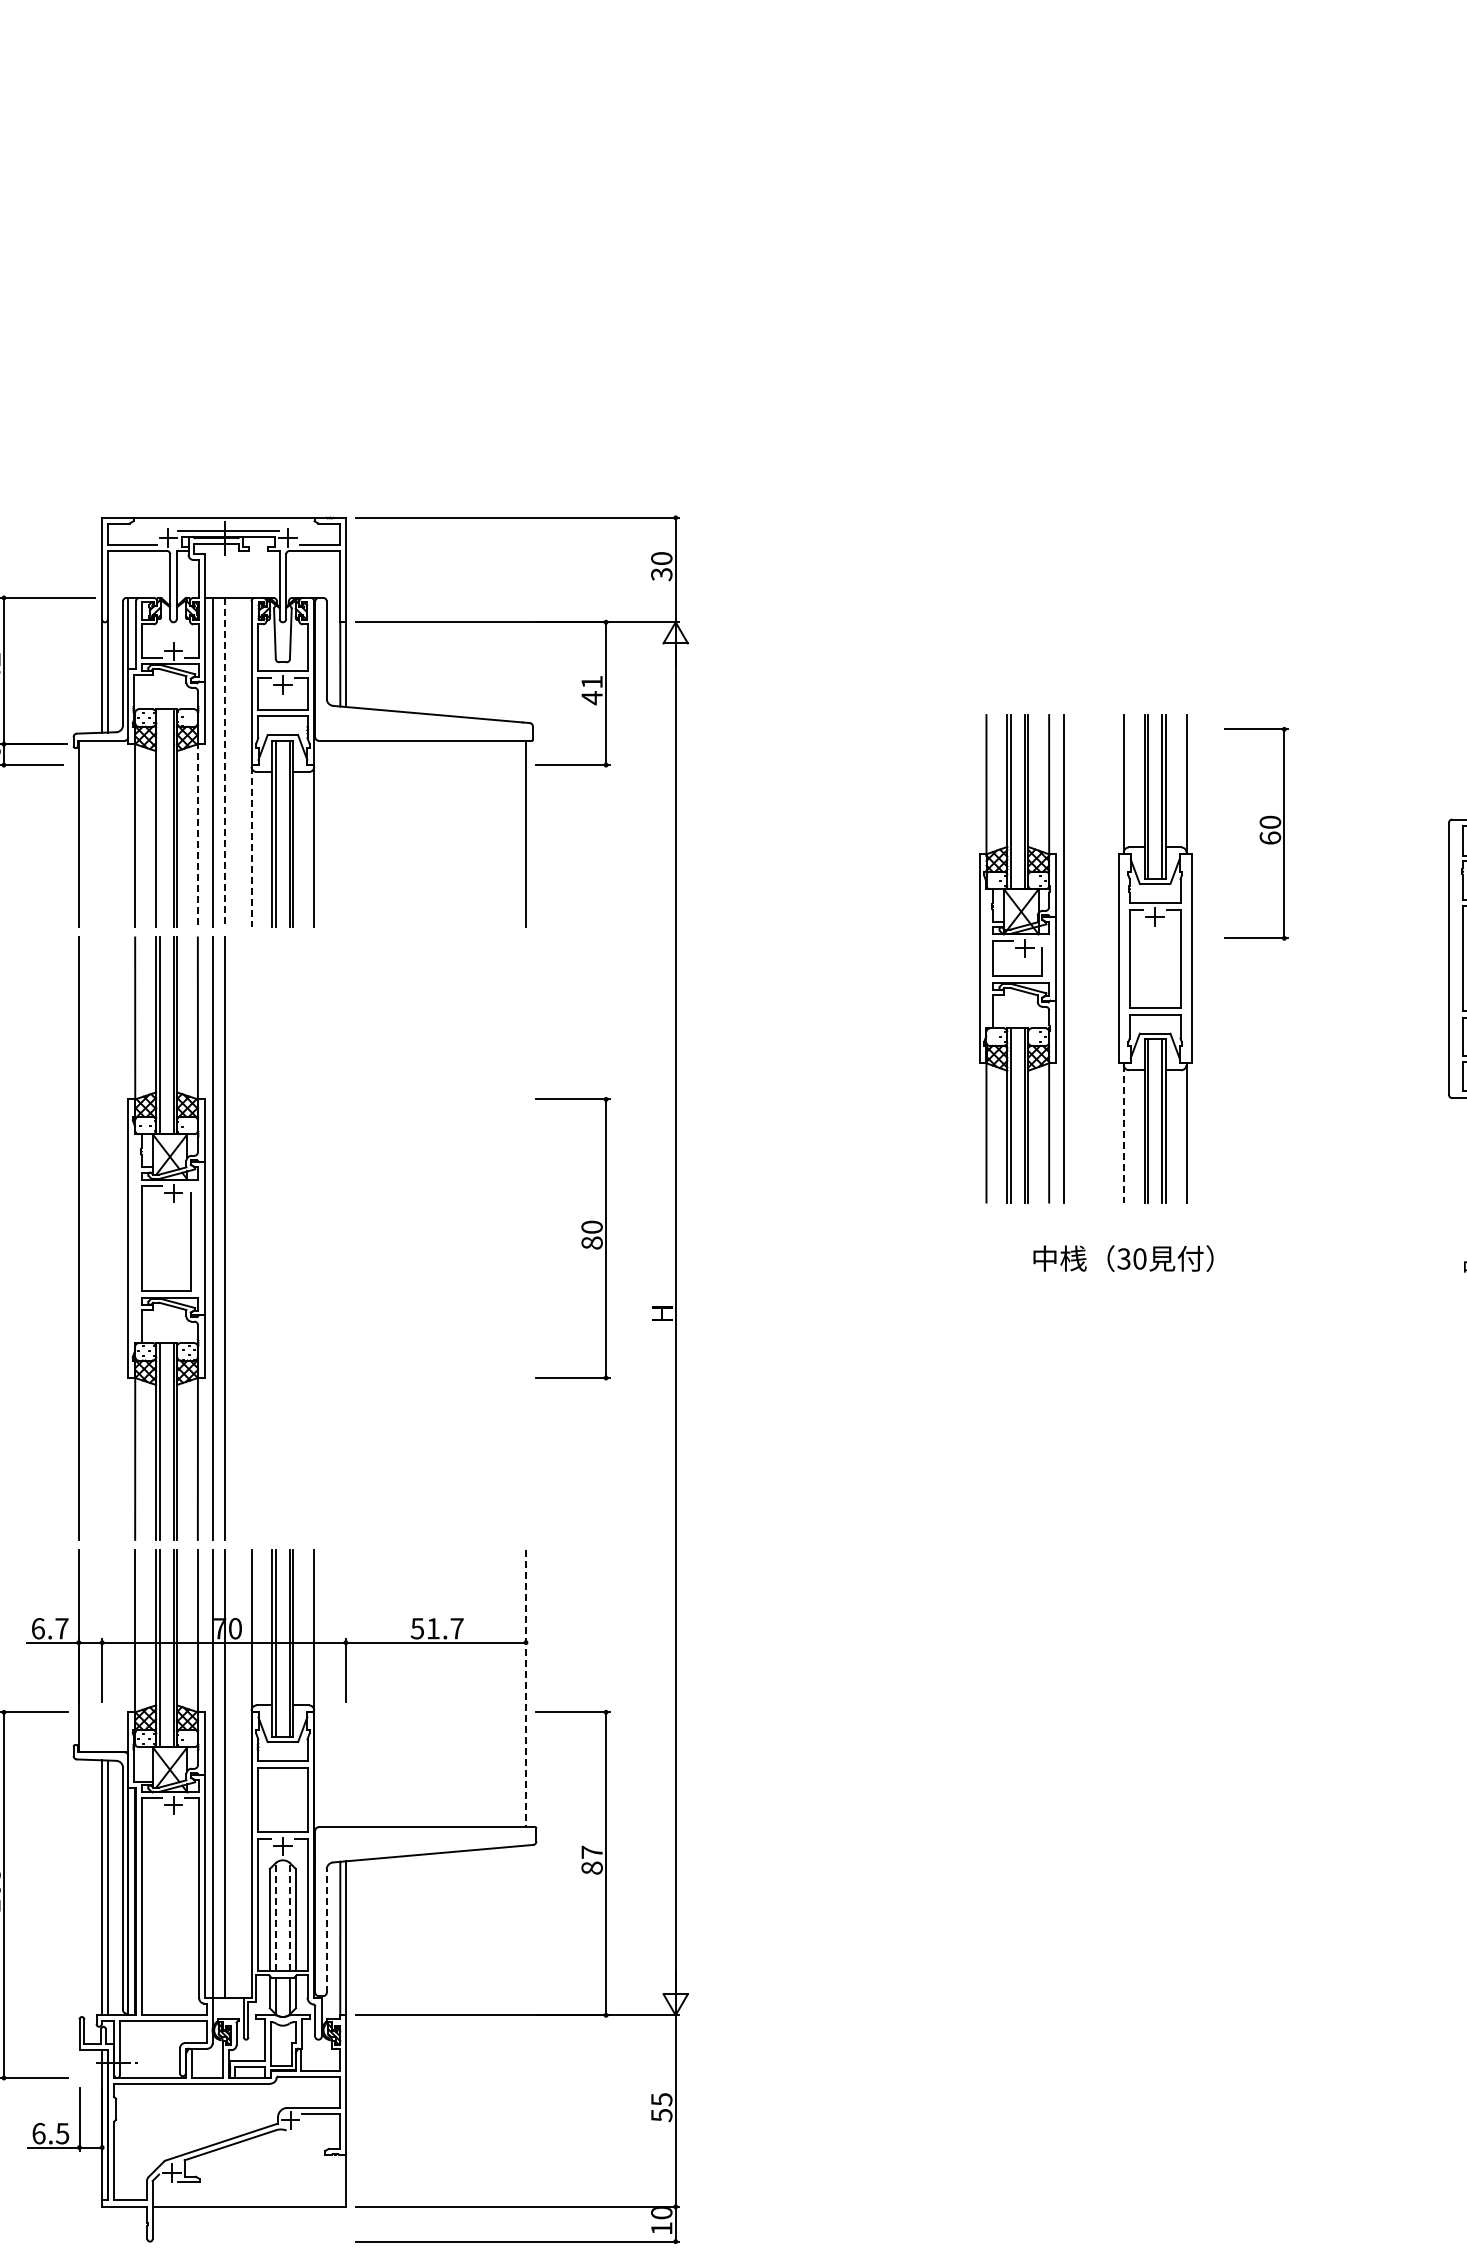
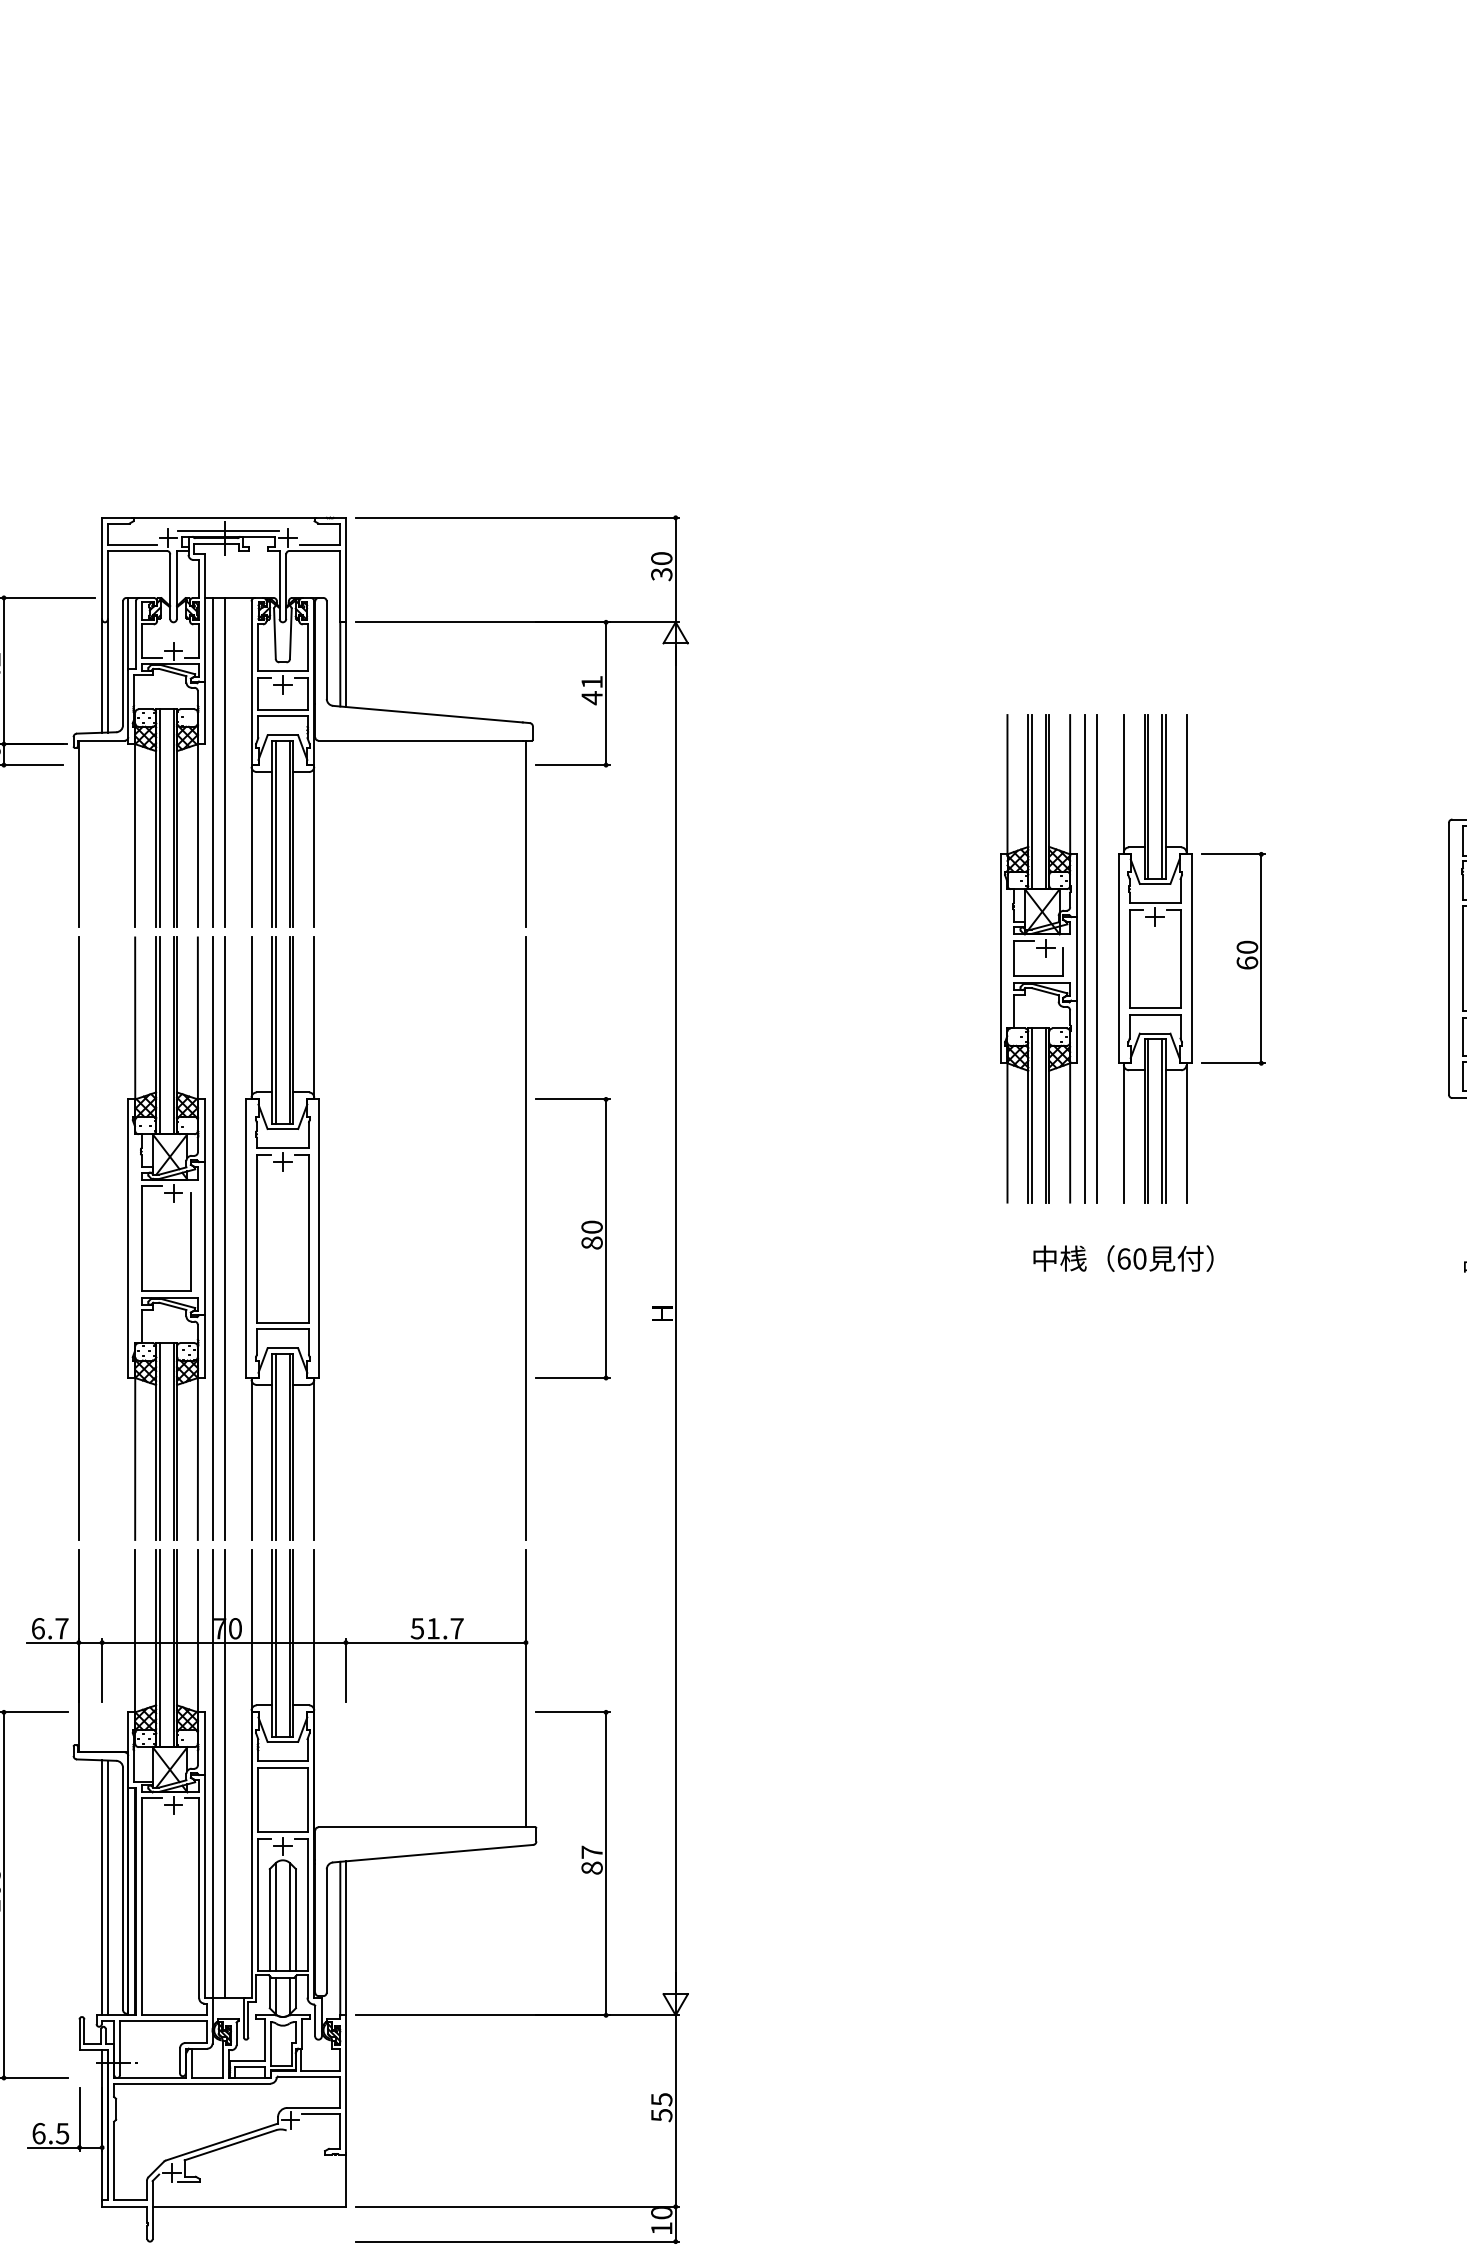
line: dashed -> solid (224, 762)
line: none -> present (159, 818)
part position: (1256, 833) -> (1233, 958) (1233, 958)
line: dashed -> solid (197, 835)
line: dashed -> solid (251, 847)
part position: (1021, 958) -> (1042, 958) (1042, 958)
line: none -> present (1096, 958)
line: dashed -> solid (1123, 1133)
part: none -> present (282, 1238)
line: none -> present (525, 1238)
text: 30 -> 60 (1123, 1258)
line: dashed -> solid (525, 1689)
line: dashed -> solid (275, 1917)
line: dashed -> solid (290, 1917)
line: dashed -> solid (326, 1931)
